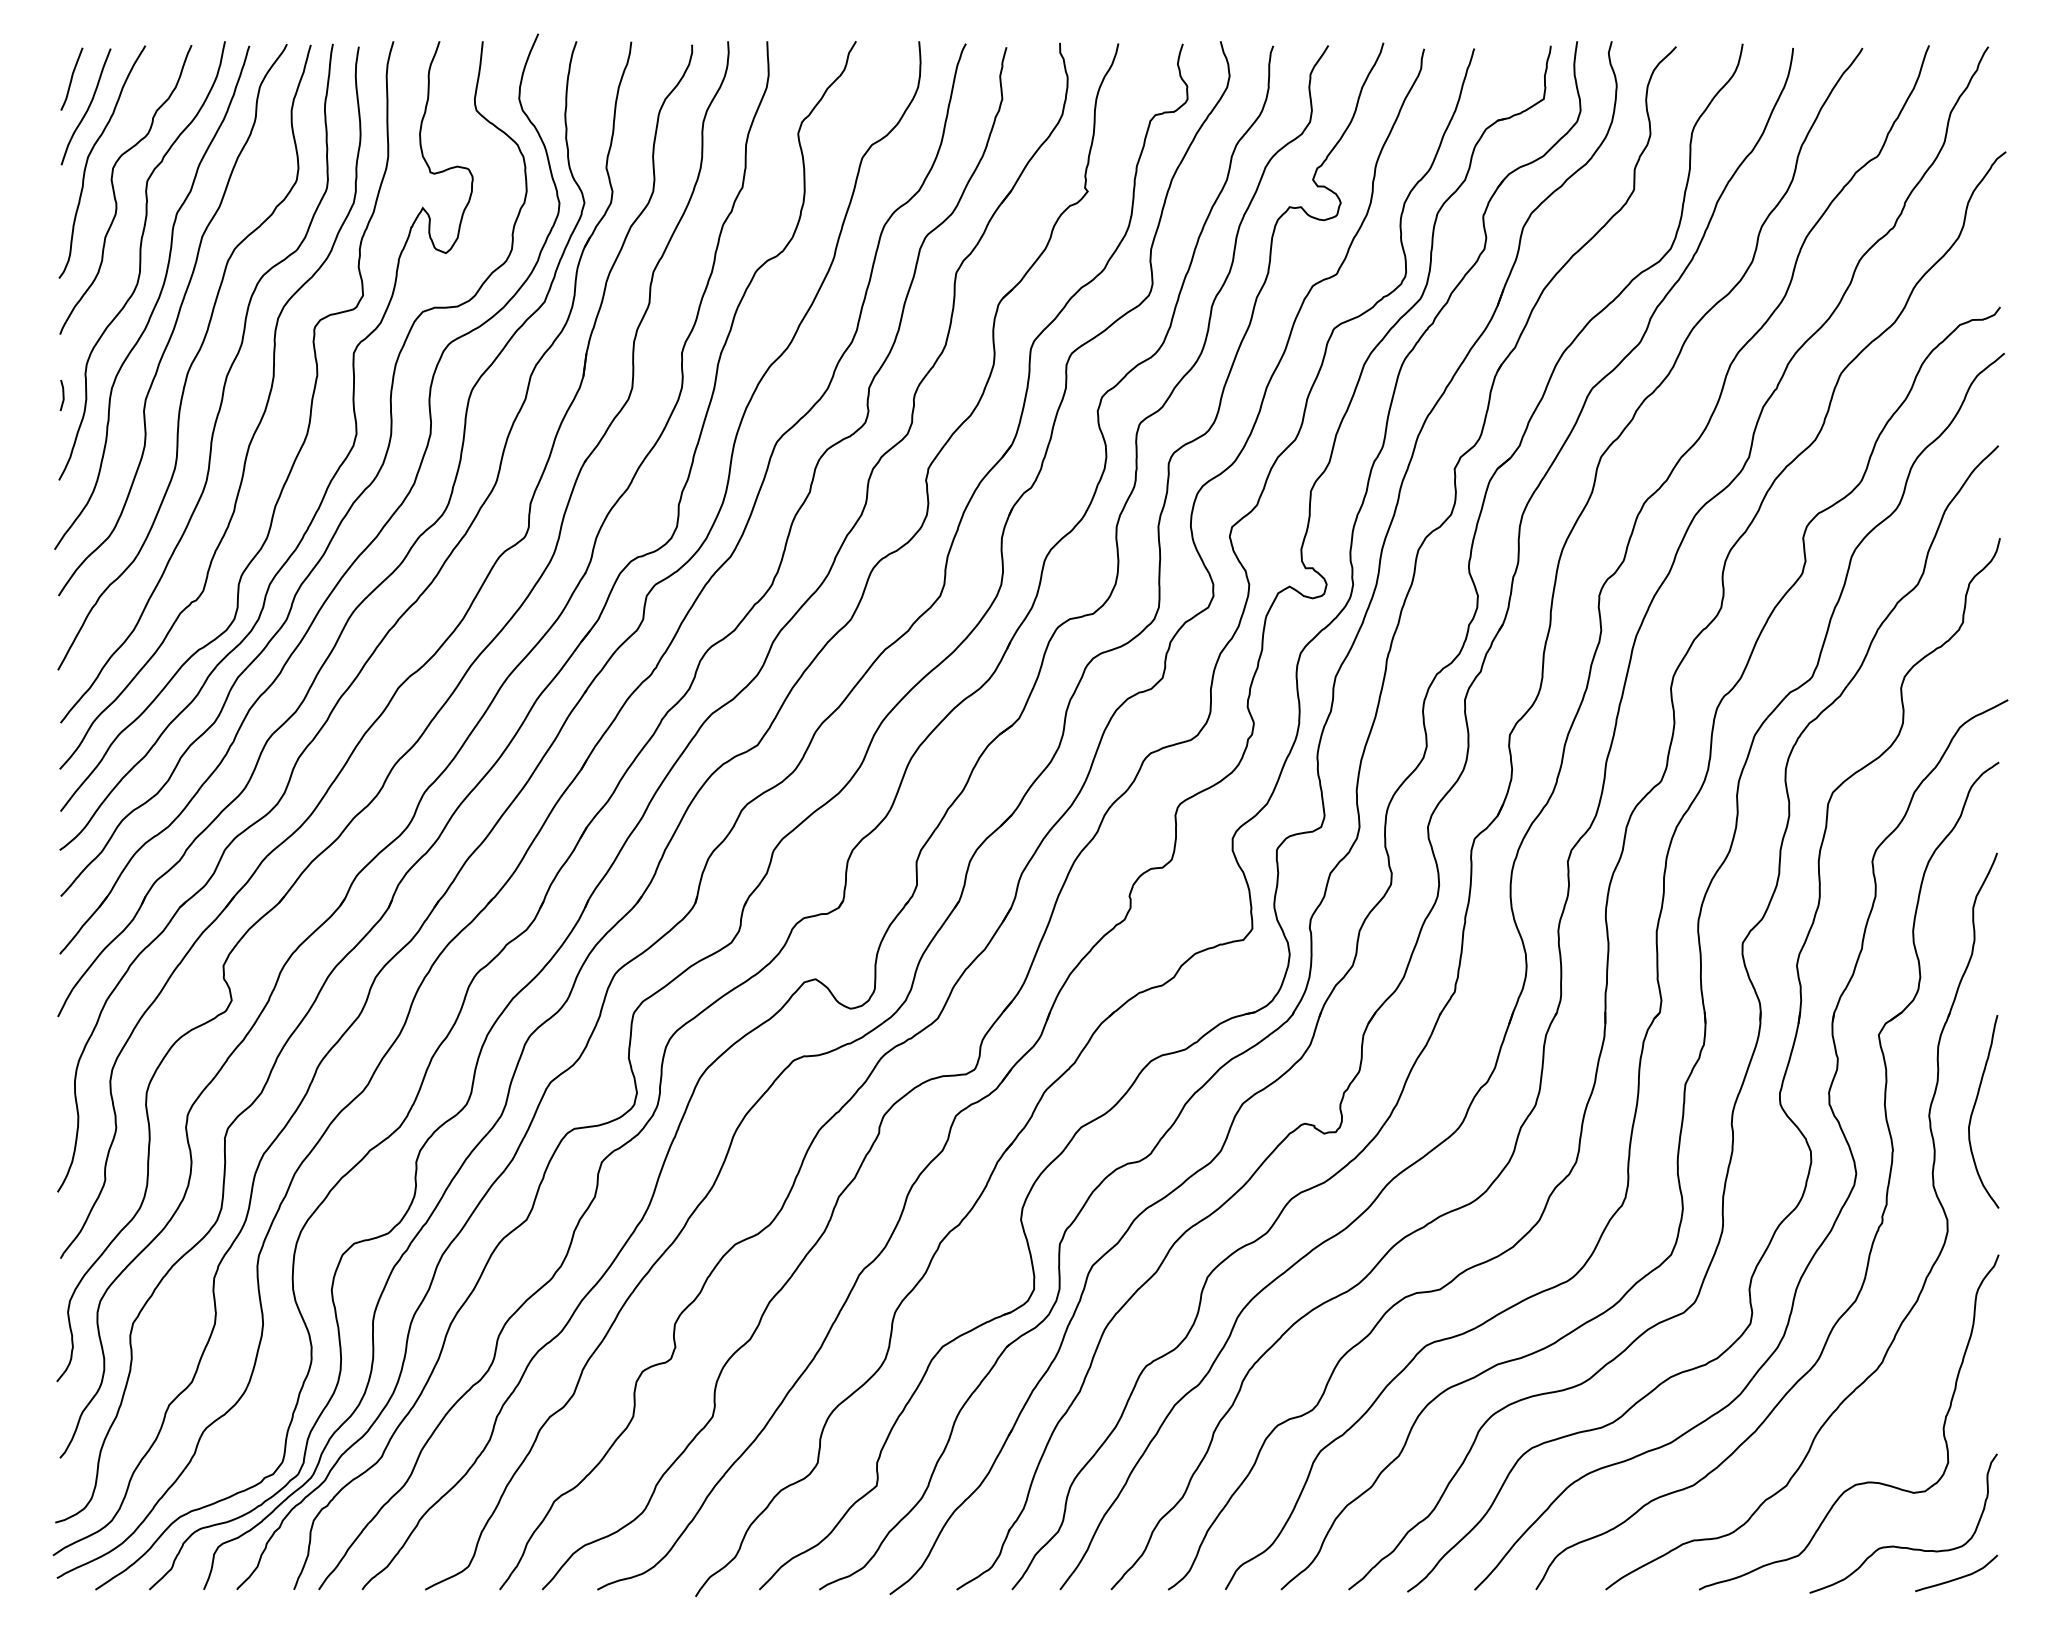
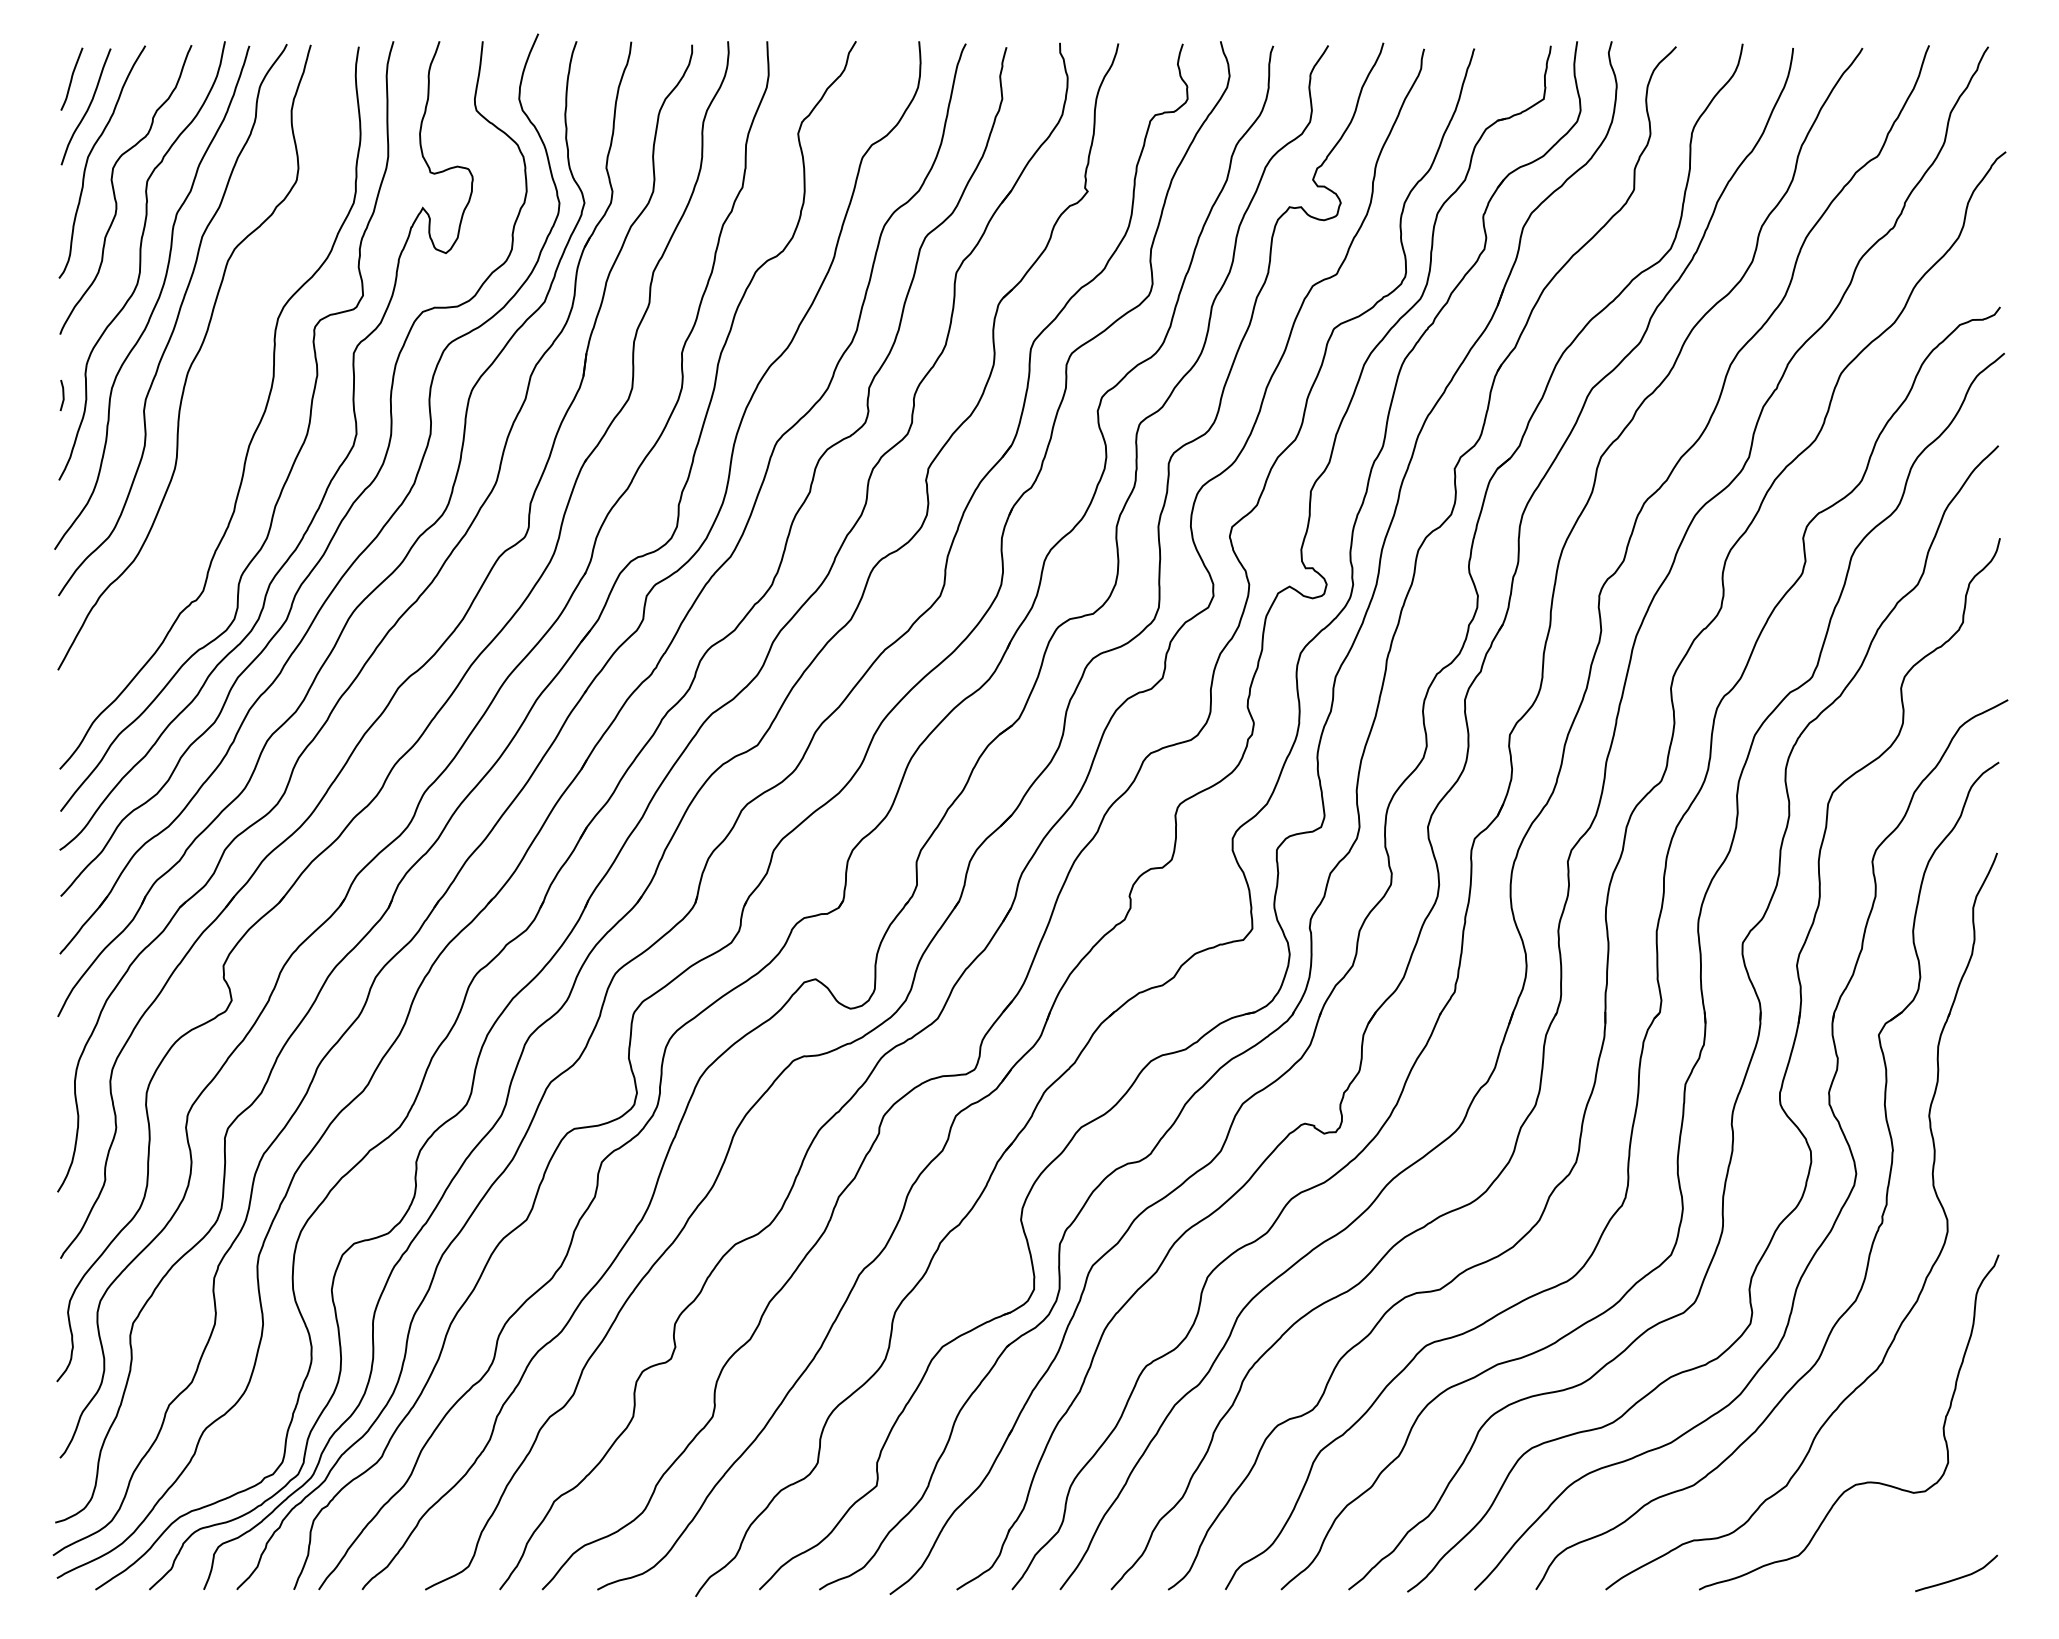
curve: present -> none (222, 389)
curve: present -> none (1974, 1109)
curve: present -> none (1901, 1546)
